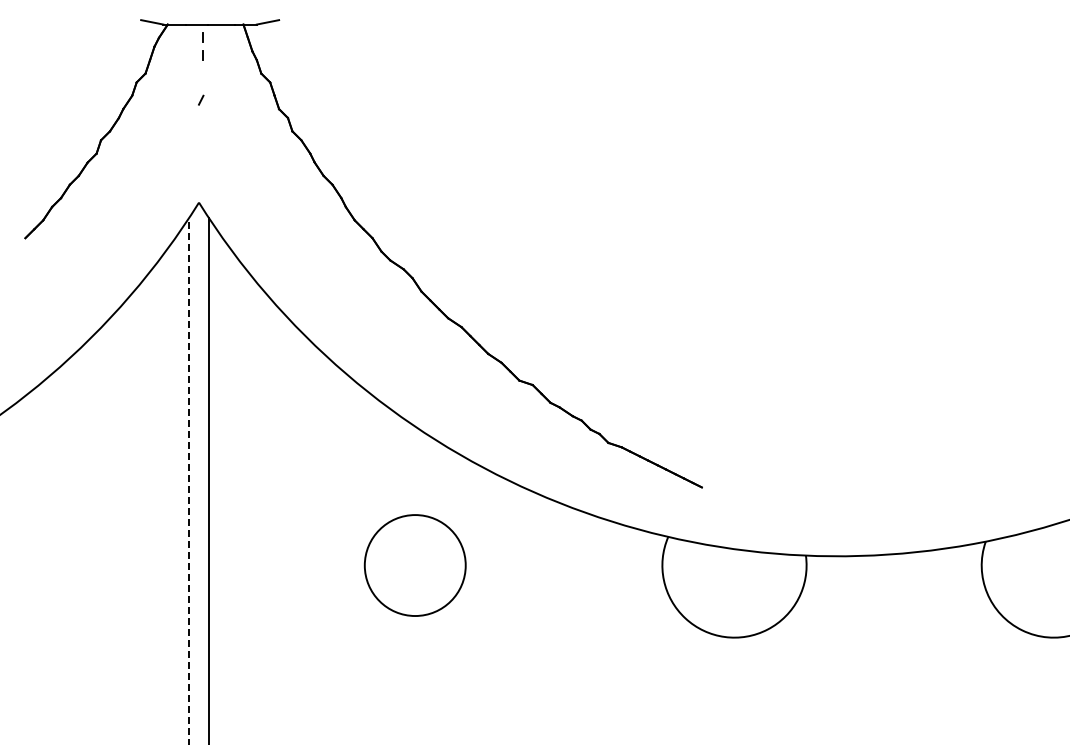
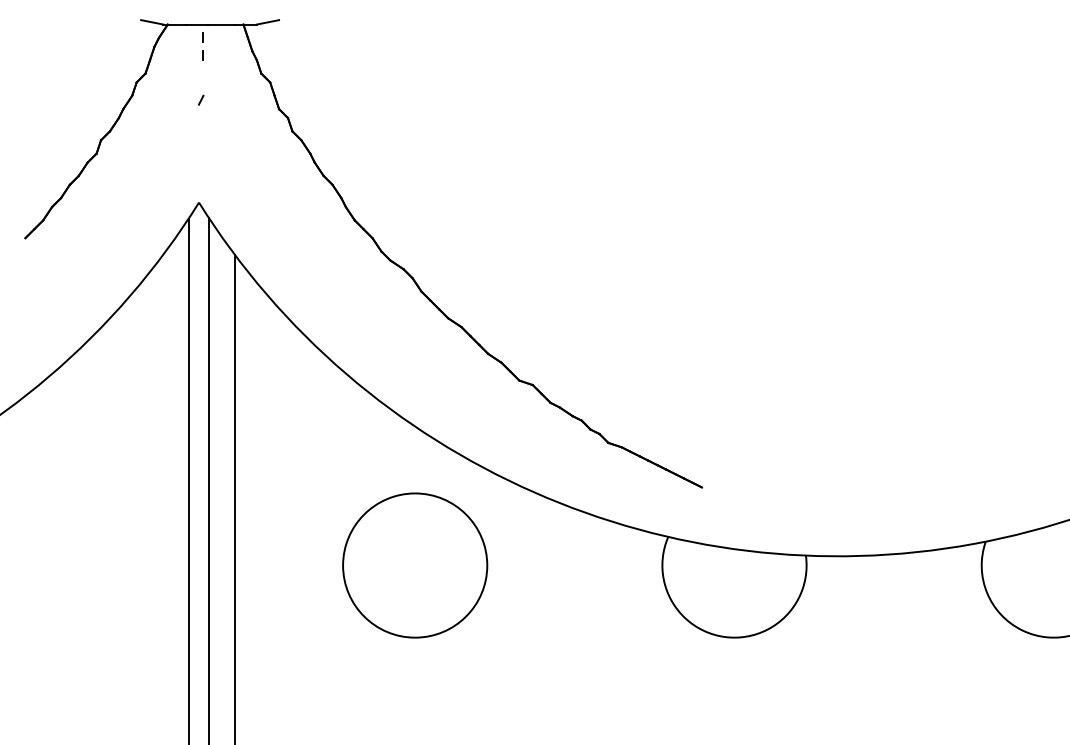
line: dashed -> solid (188, 481)
line: none -> present (234, 497)
circle size: 104x103 px -> 147x147 px (415, 565)
